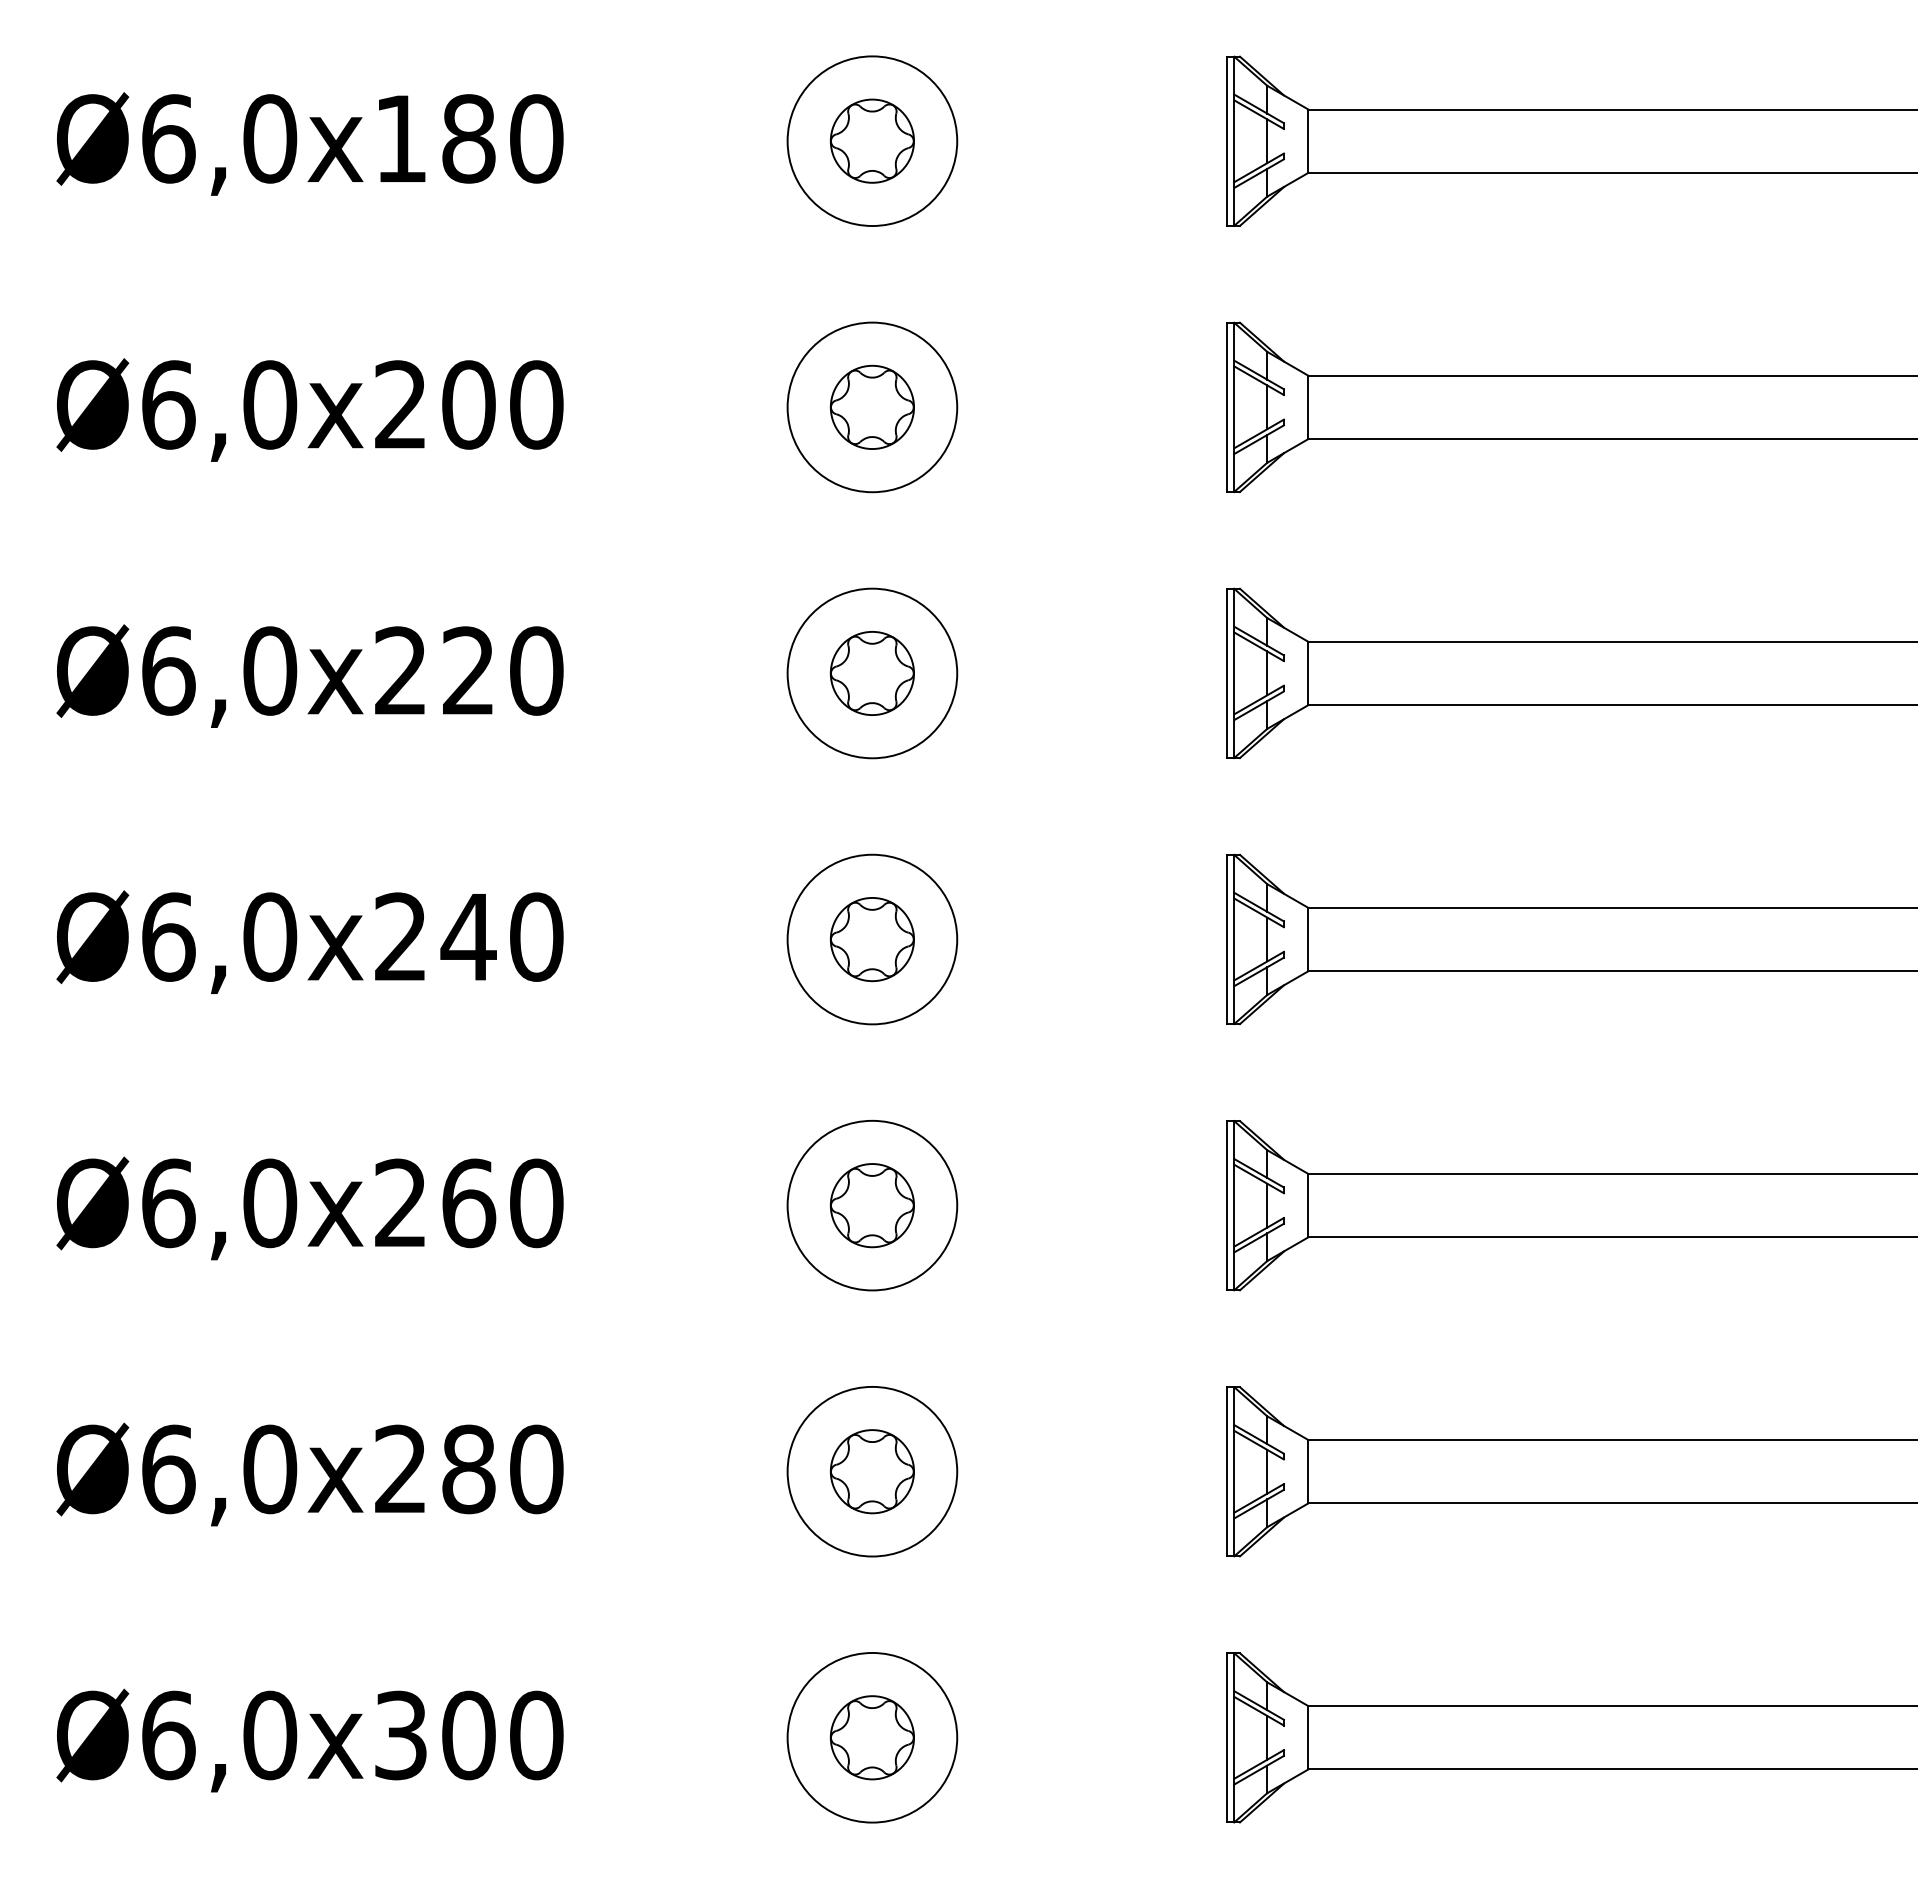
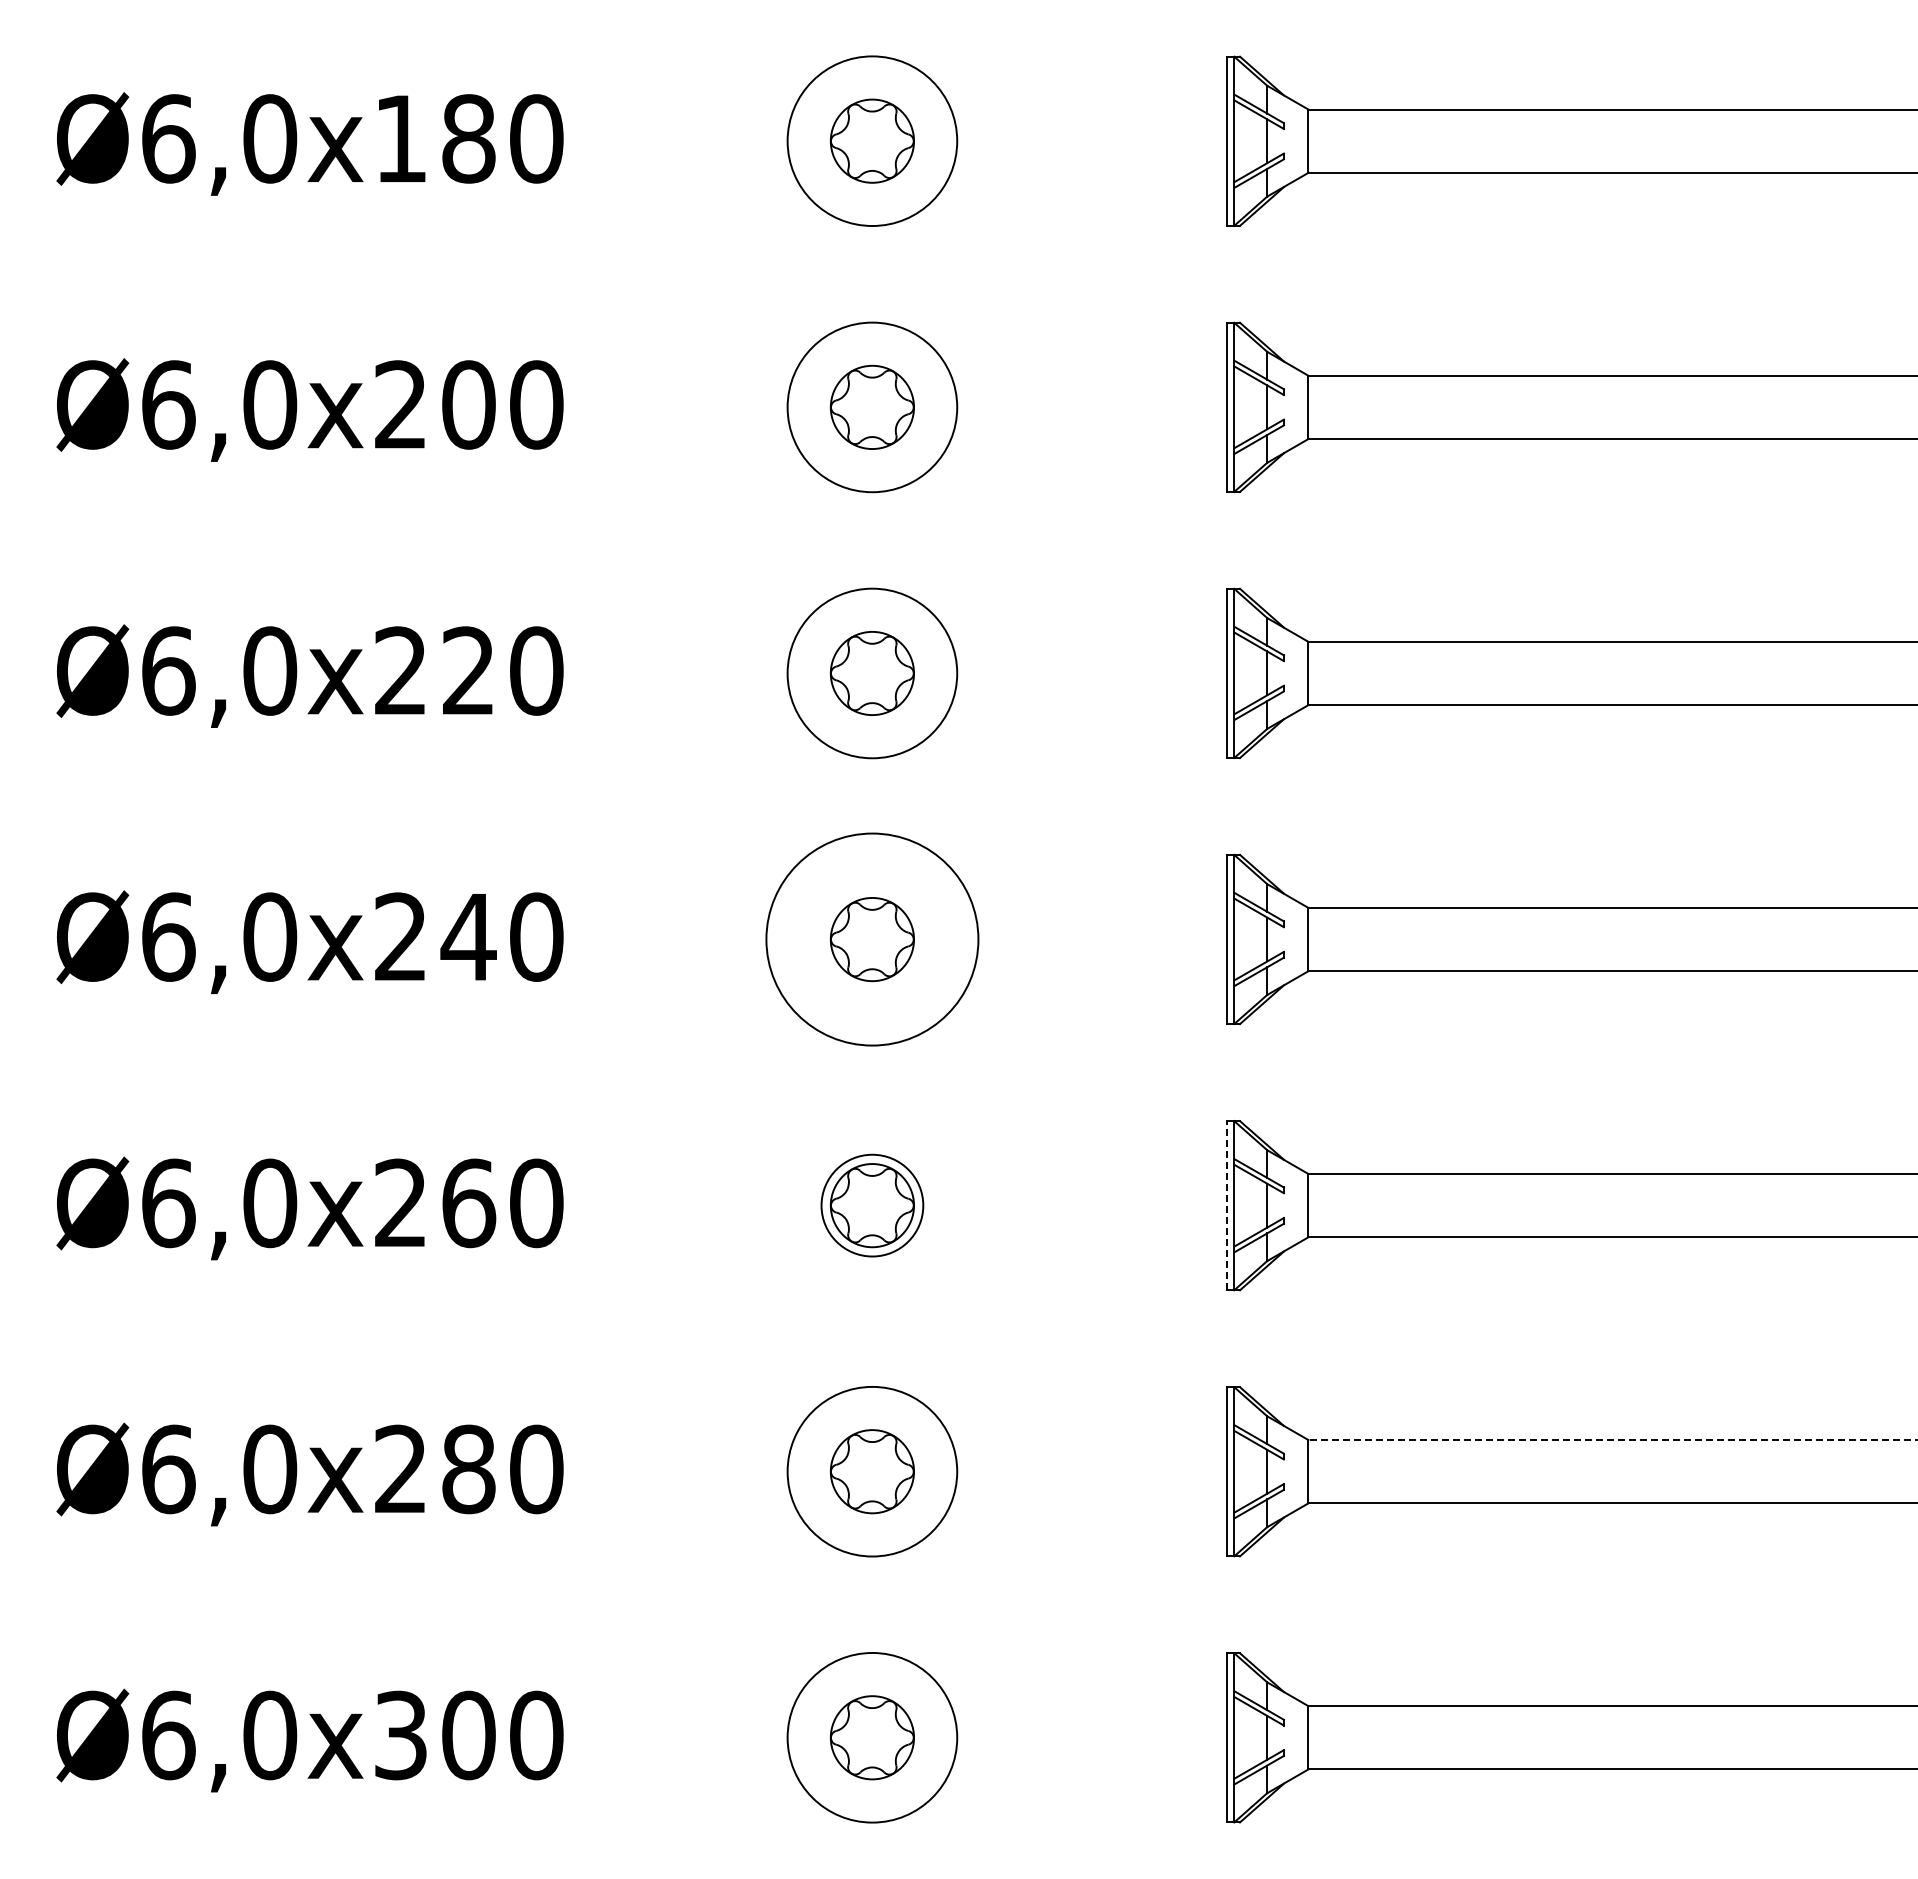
circle diameter: 170 px -> 212 px (872, 939)
circle diameter: 170 px -> 102 px (872, 1205)
line: solid -> dashed (1227, 1205)
line: solid -> dashed (1612, 1440)
